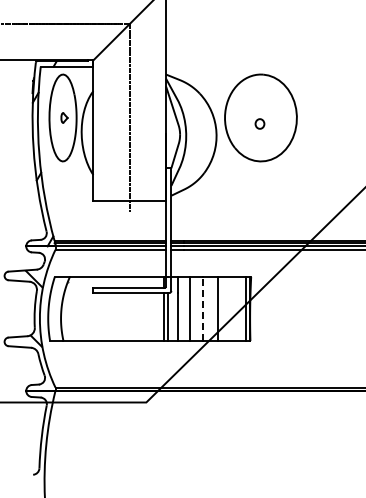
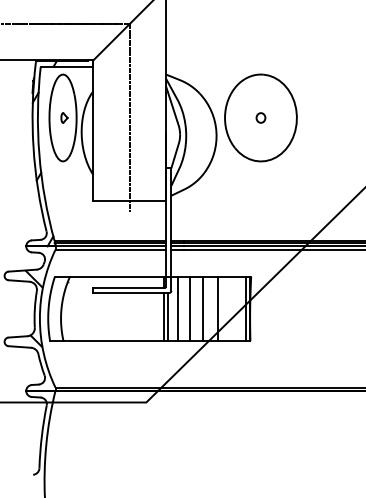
part position: (259, 123) -> (260, 117) (260, 117)
line: dashed -> solid (202, 309)
